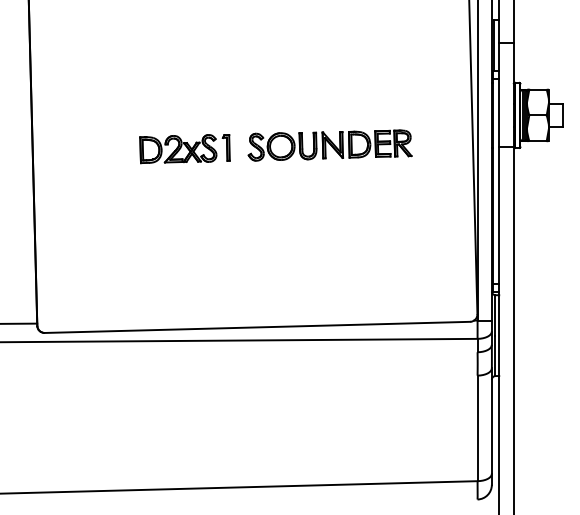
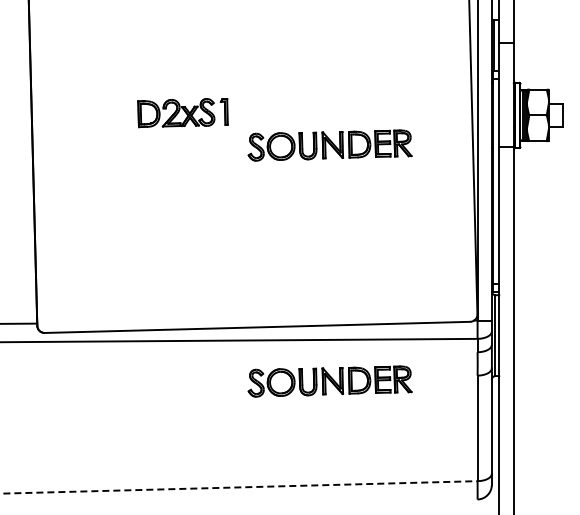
part position: (184, 149) -> (182, 113) (182, 113)
part: none -> present (329, 381)
line: solid -> dashed (238, 487)
